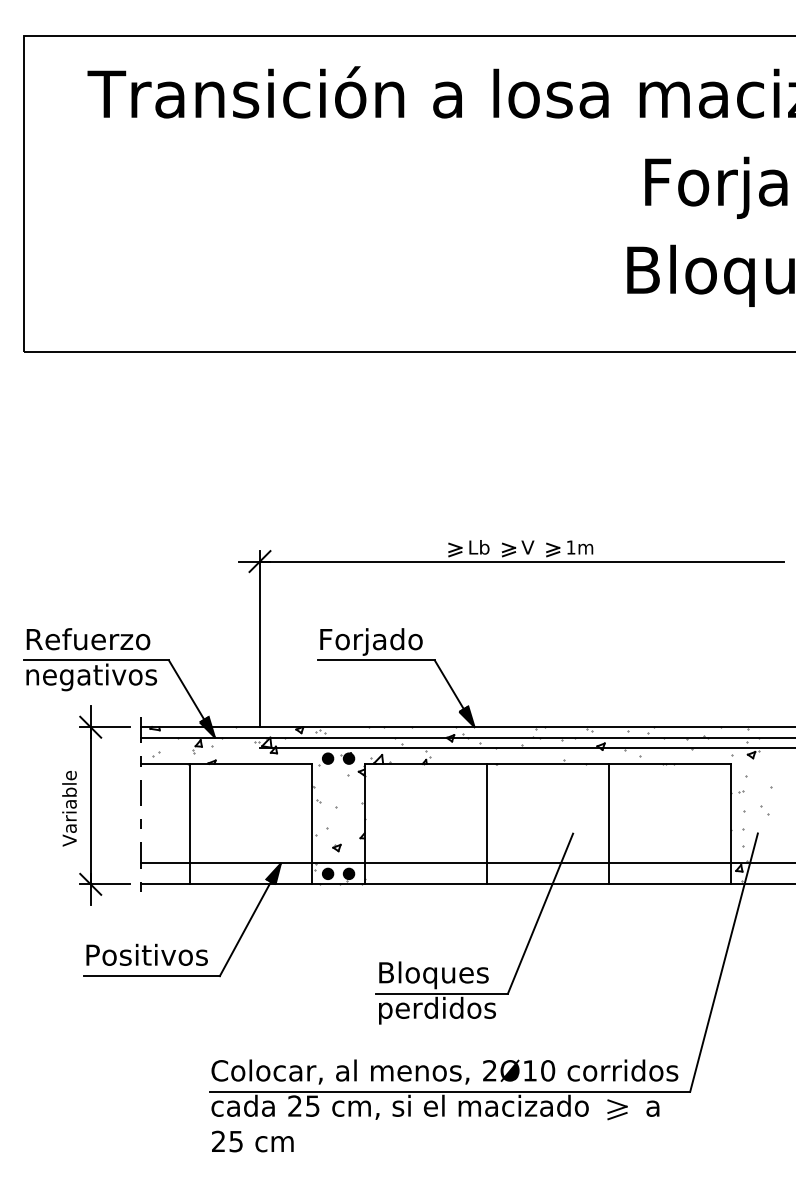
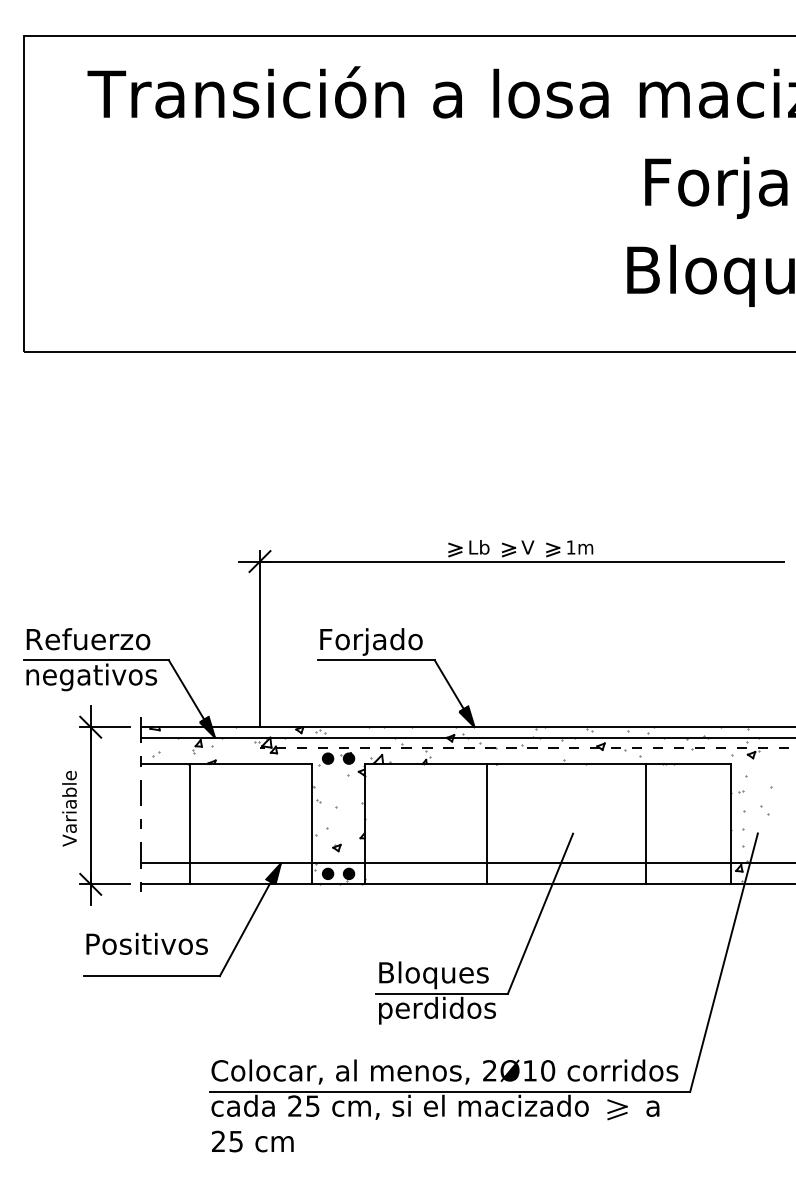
line: solid -> dashed (527, 748)
line position: (609, 823) -> (646, 823) (646, 823)
text position: (146, 954) -> (146, 943) (146, 943)
